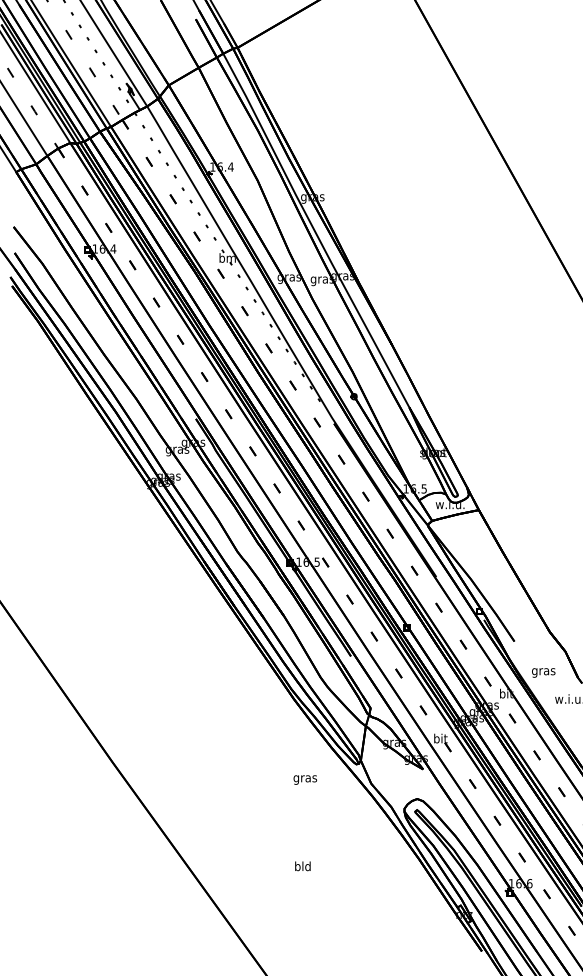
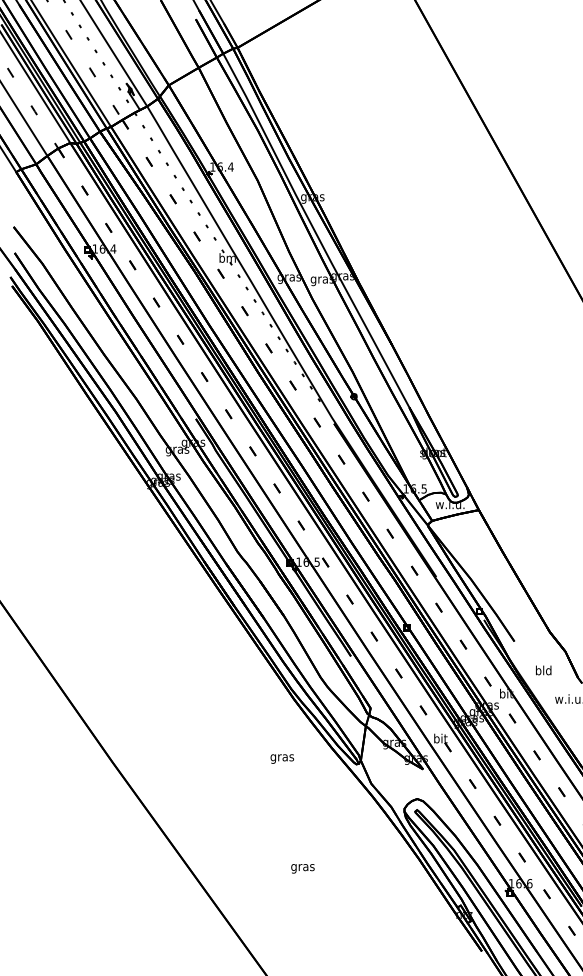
text: gras -> bld (543, 671)
text position: (305, 779) -> (282, 758) (282, 758)
text: bld -> gras (302, 867)
